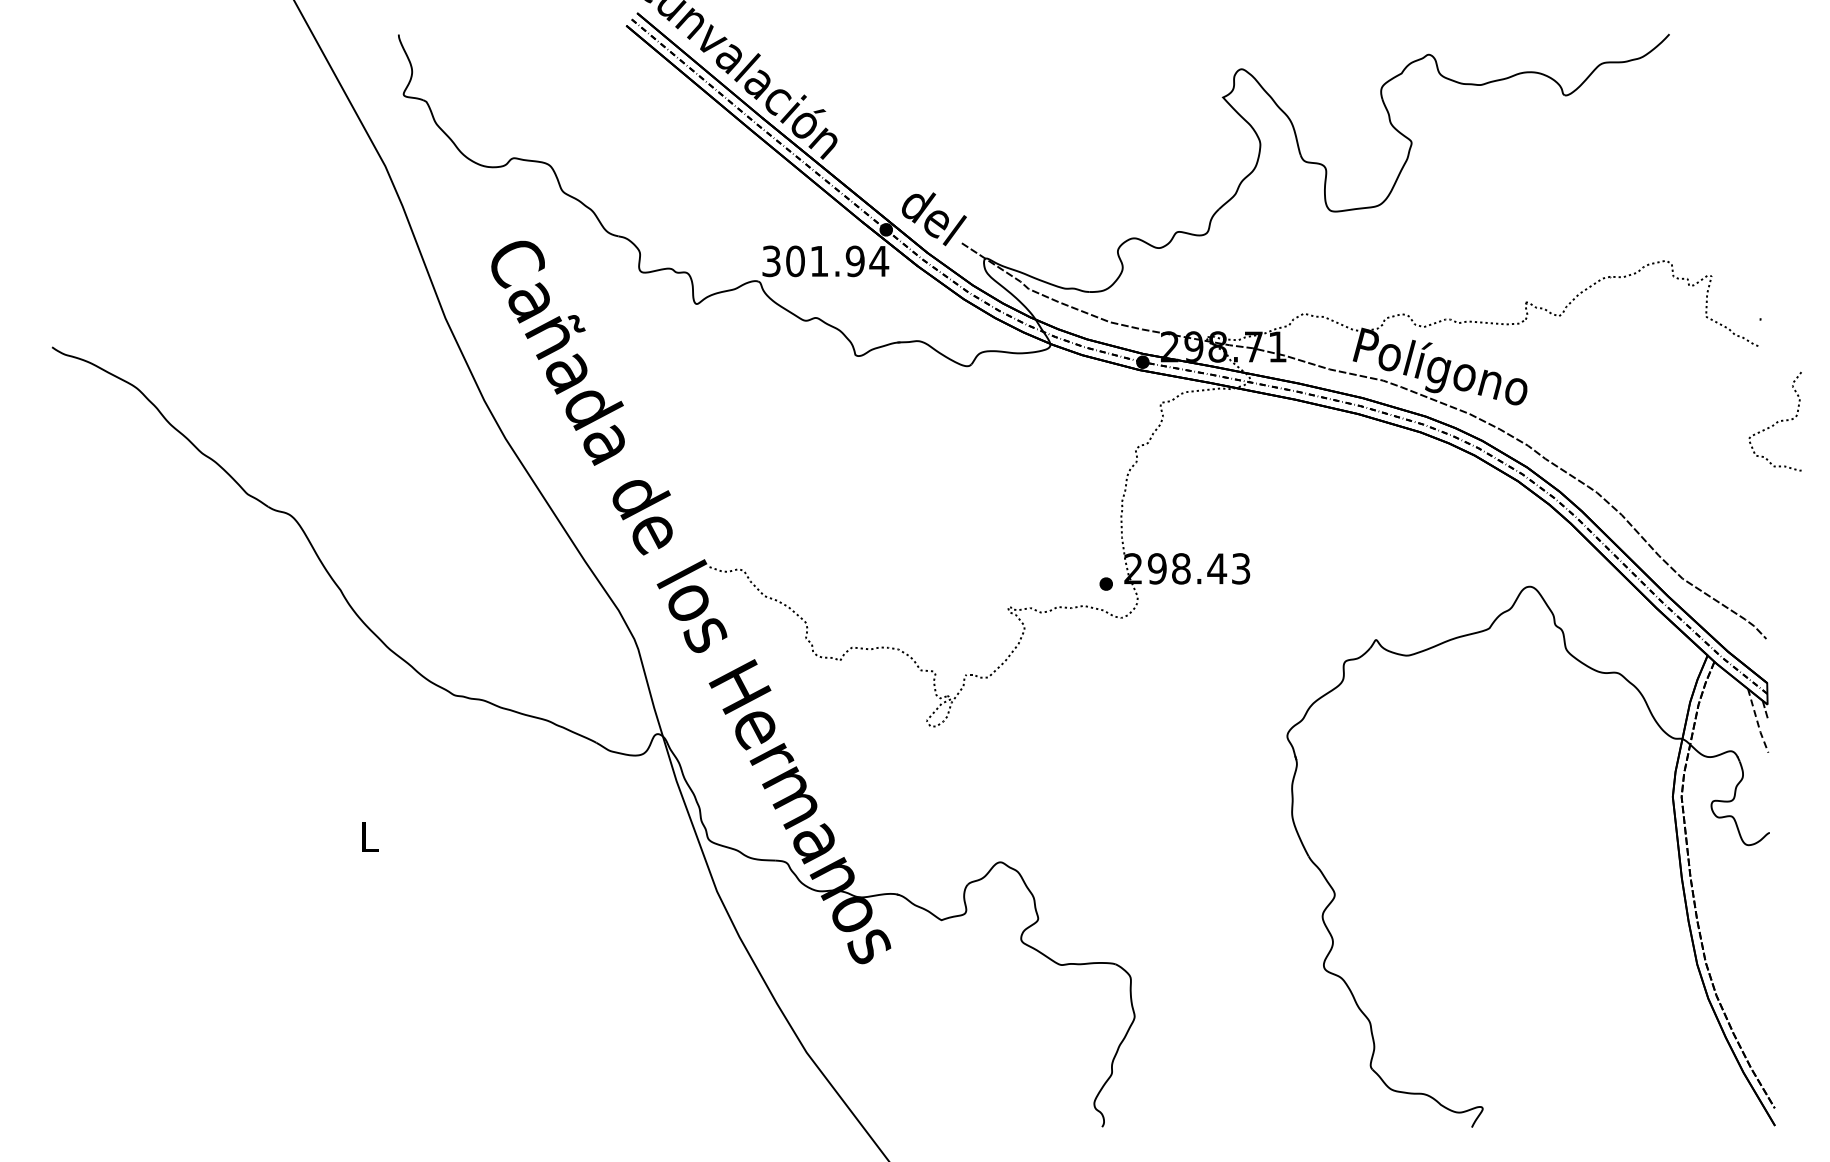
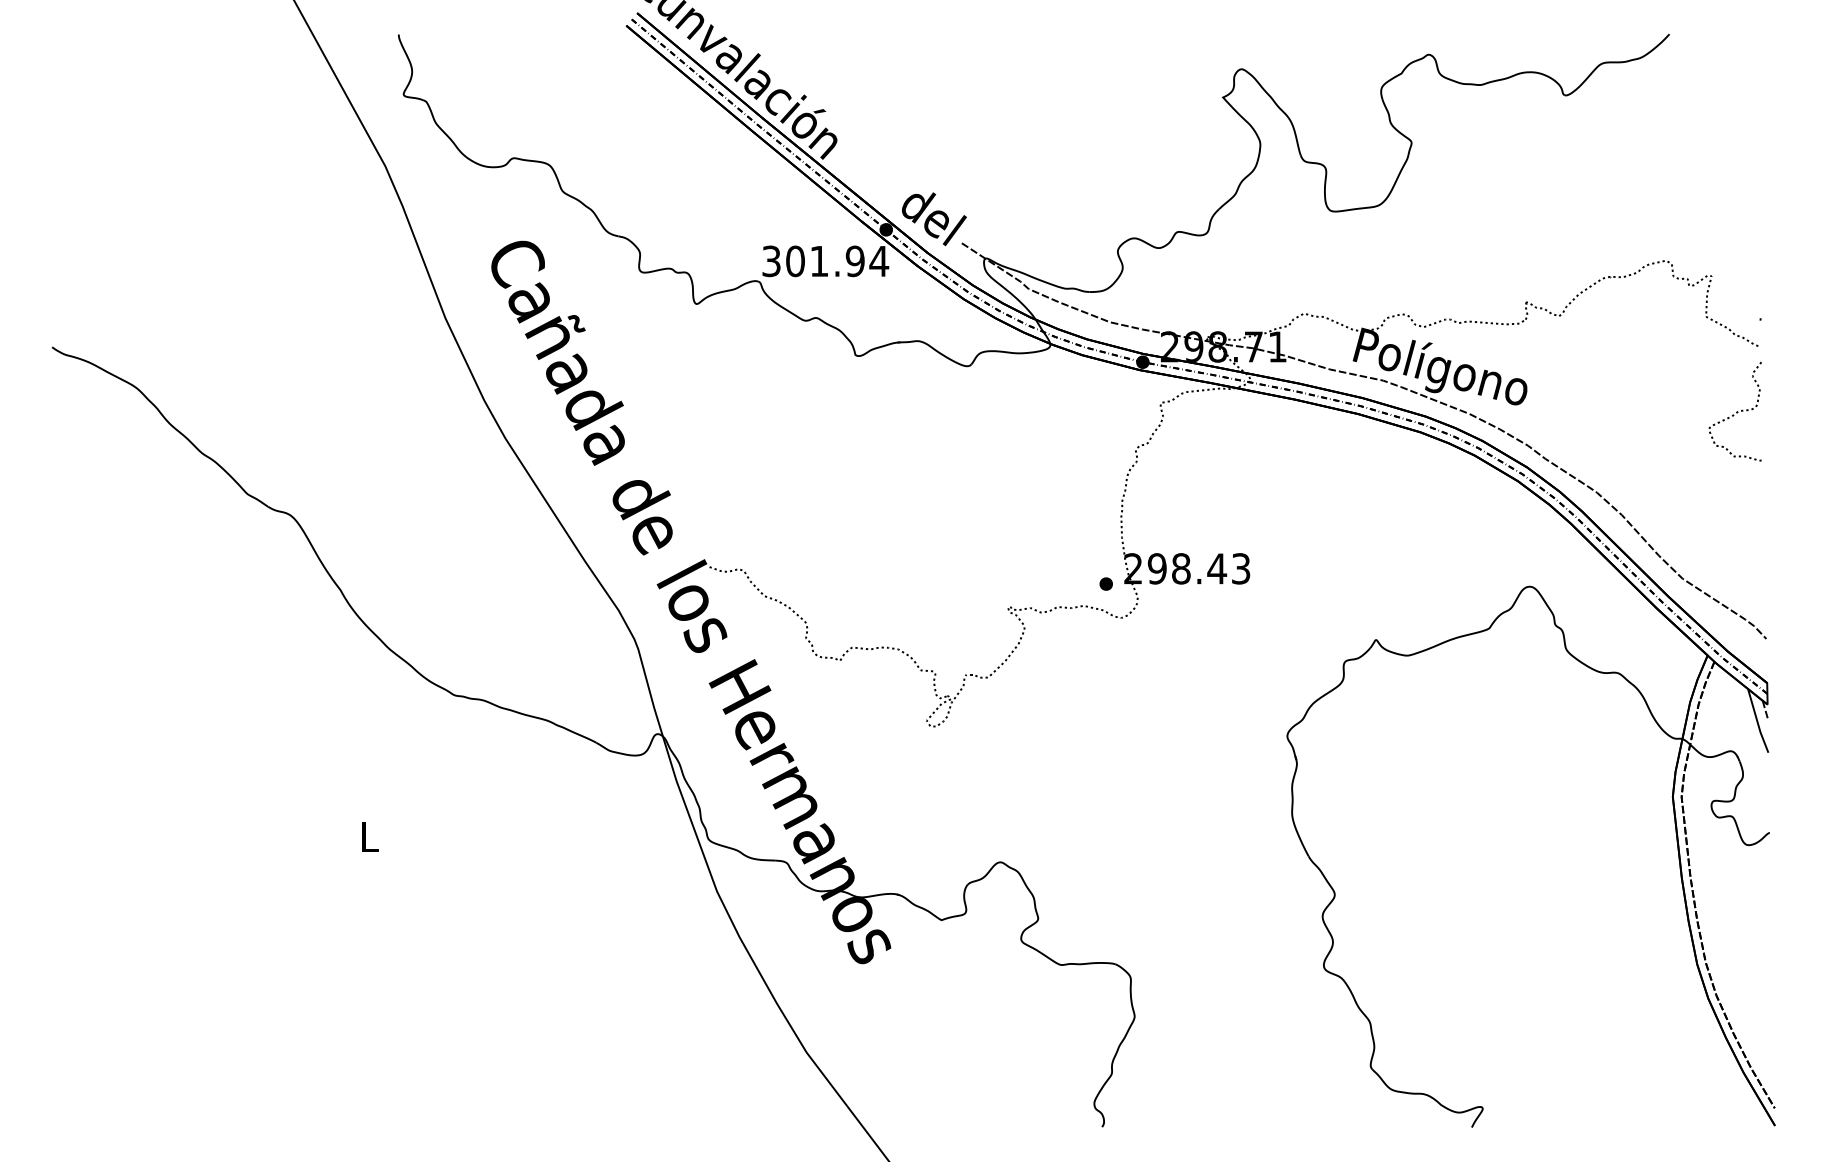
curve position: (1776, 421) -> (1736, 411) (1736, 411)
line: dashed -> solid (1757, 721)
